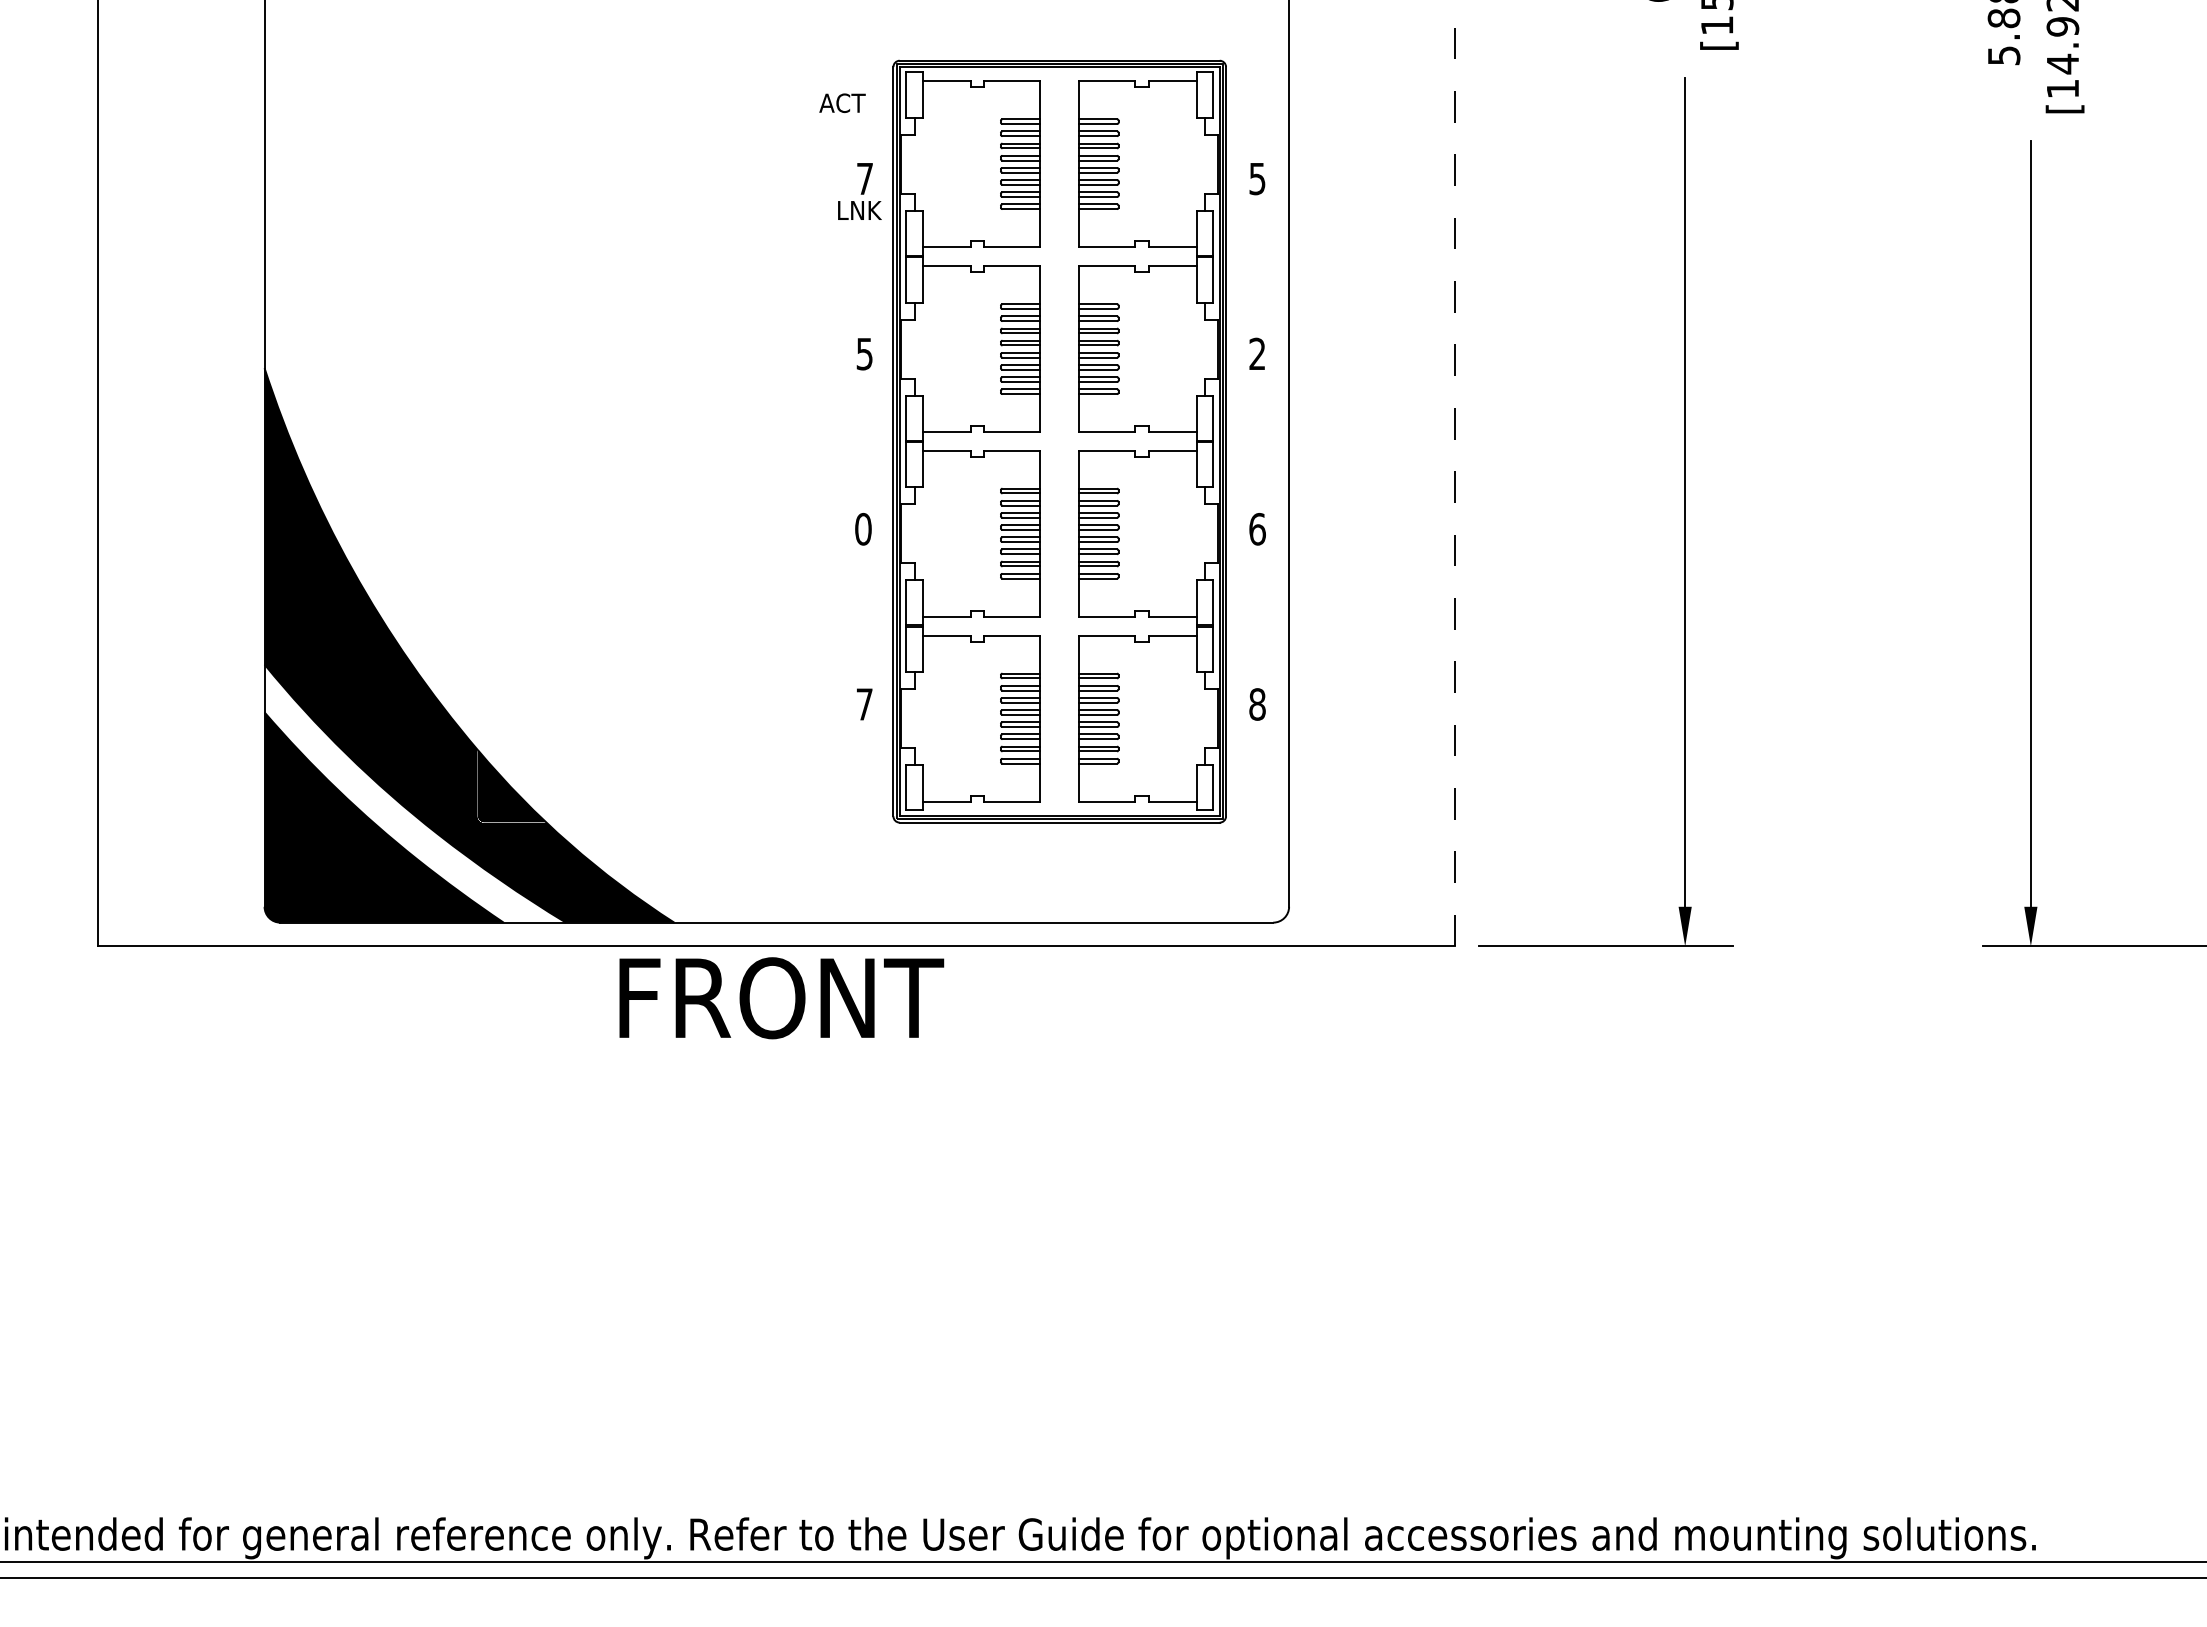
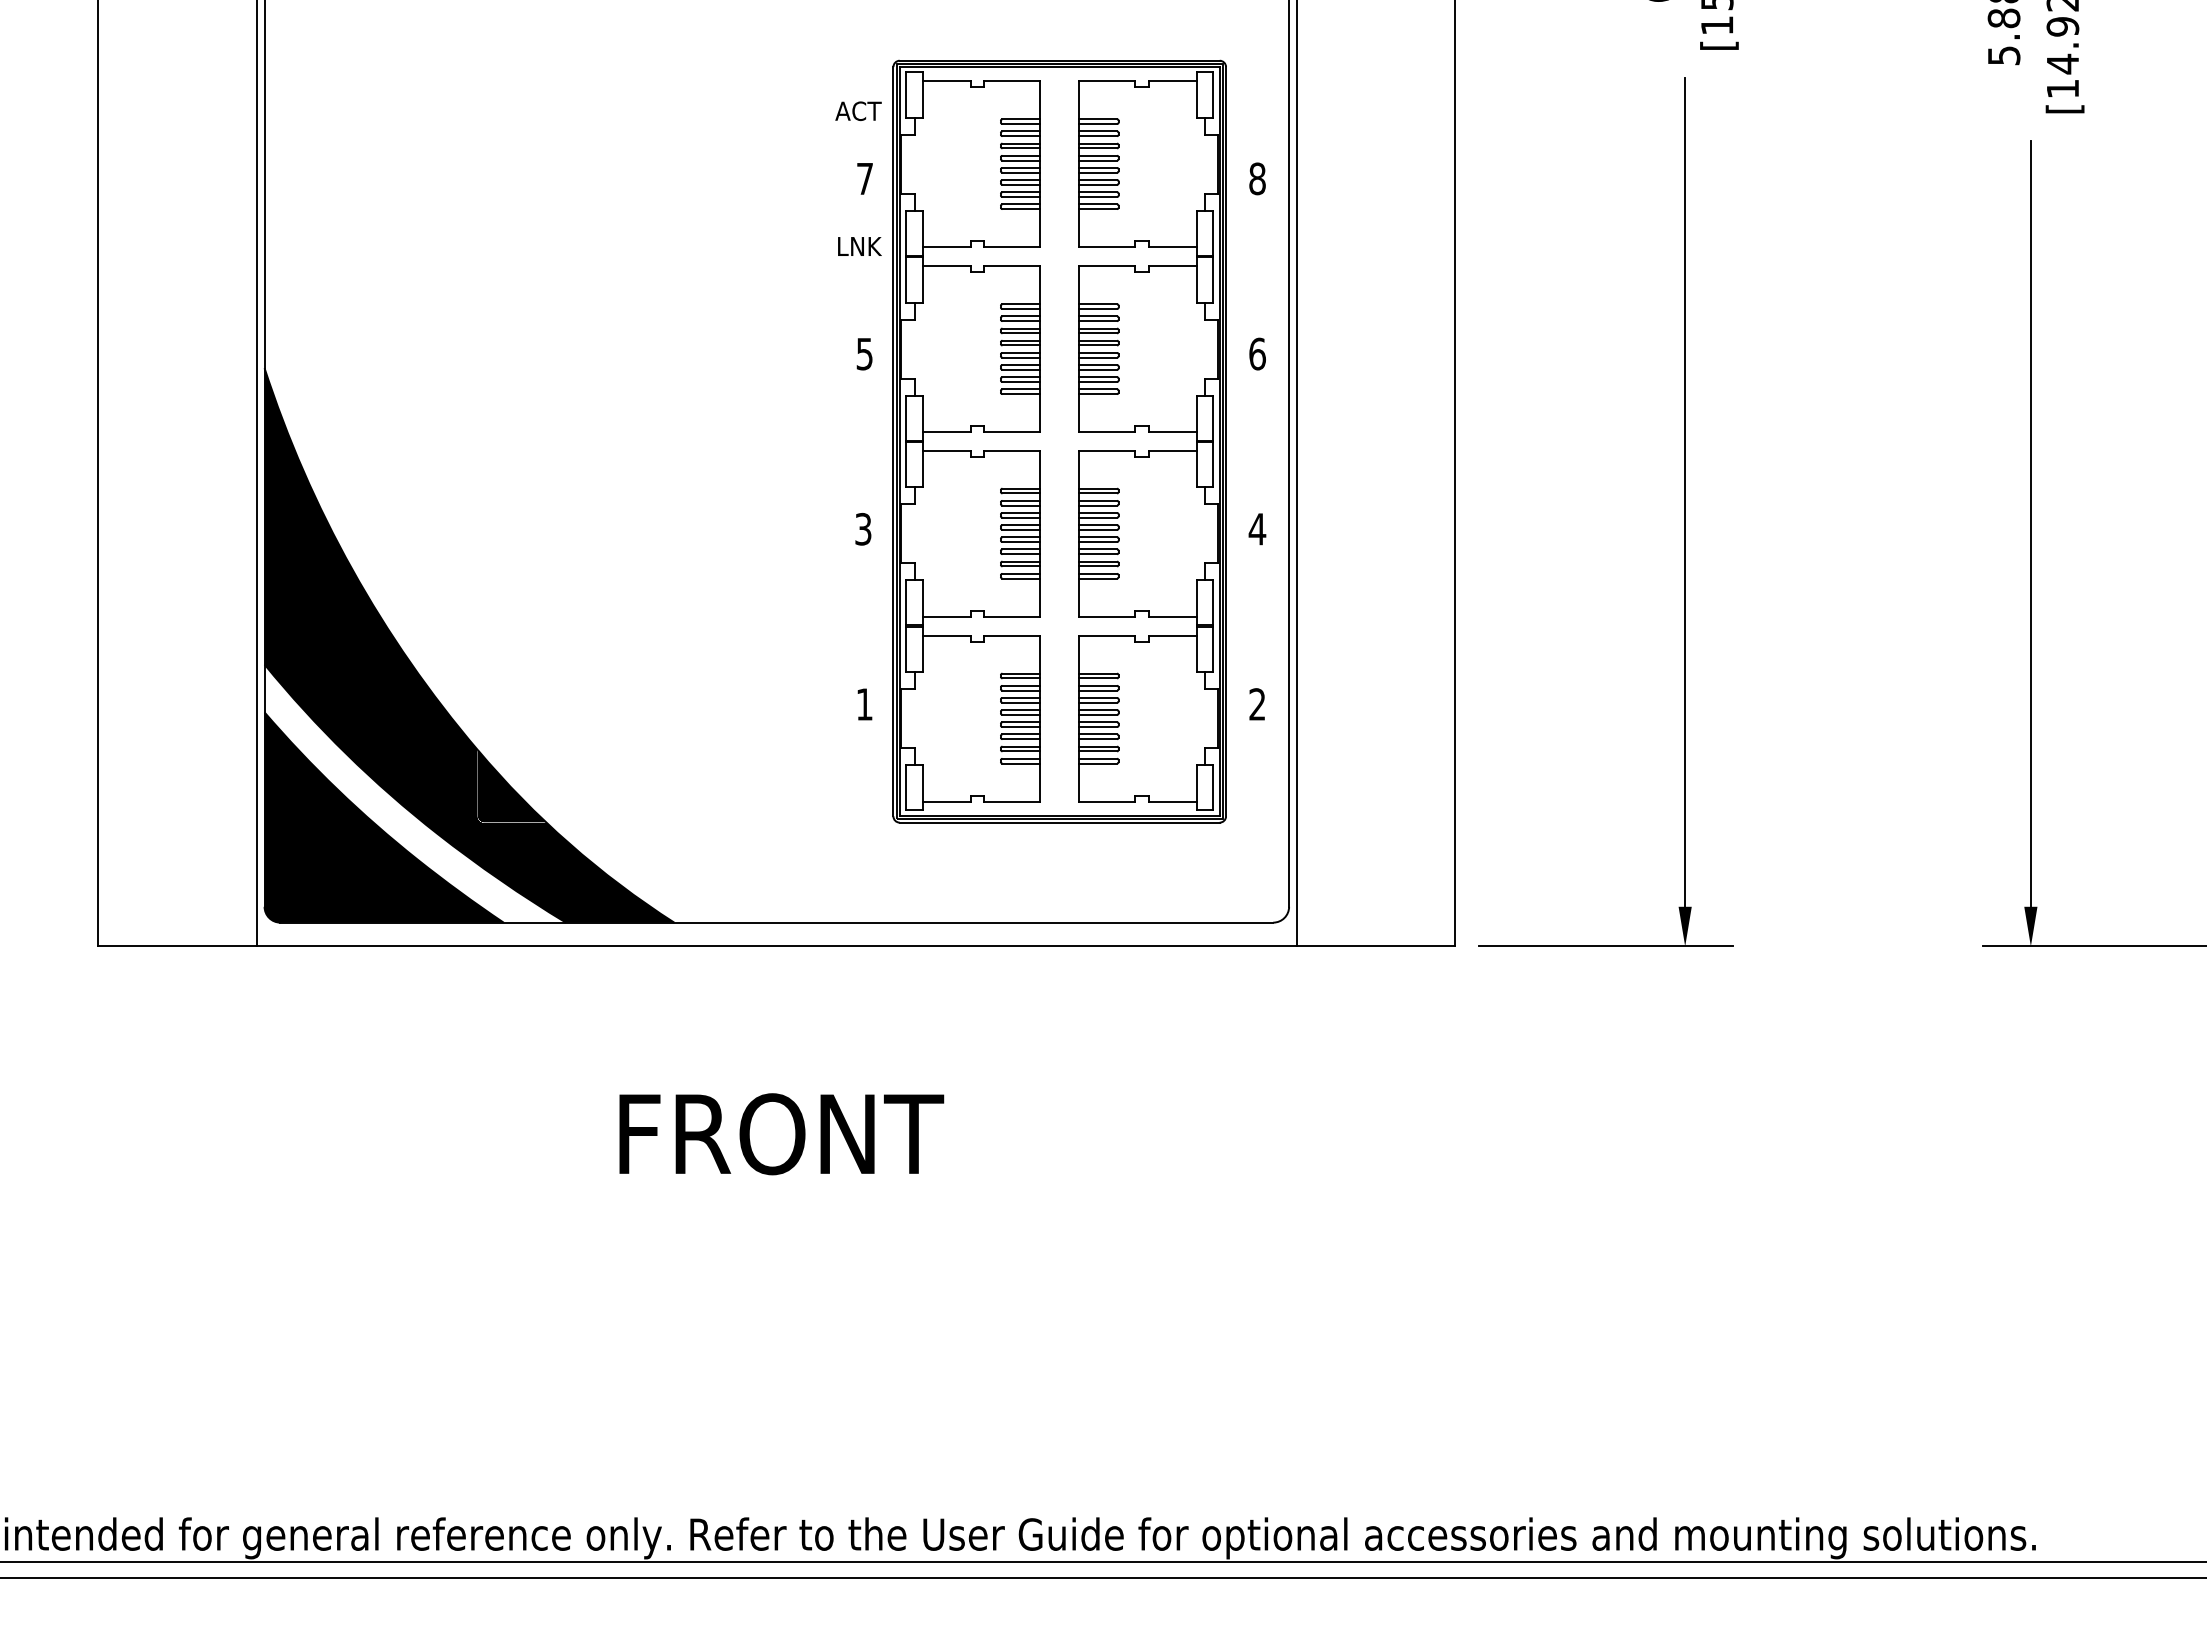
text position: (842, 102) -> (858, 110) (858, 110)
text: 5 -> 8 (1257, 178)
text position: (859, 210) -> (859, 246) (859, 246)
text: 2 -> 6 (1257, 353)
line: dashed -> solid (1455, 473)
line: none -> present (256, 474)
line: none -> present (1297, 474)
text: 6 -> 4 (1257, 528)
text: 0 -> 3 (863, 529)
text: 7 -> 1 (864, 704)
text: 8 -> 2 (1257, 704)
text position: (781, 998) -> (781, 1134) (781, 1134)
